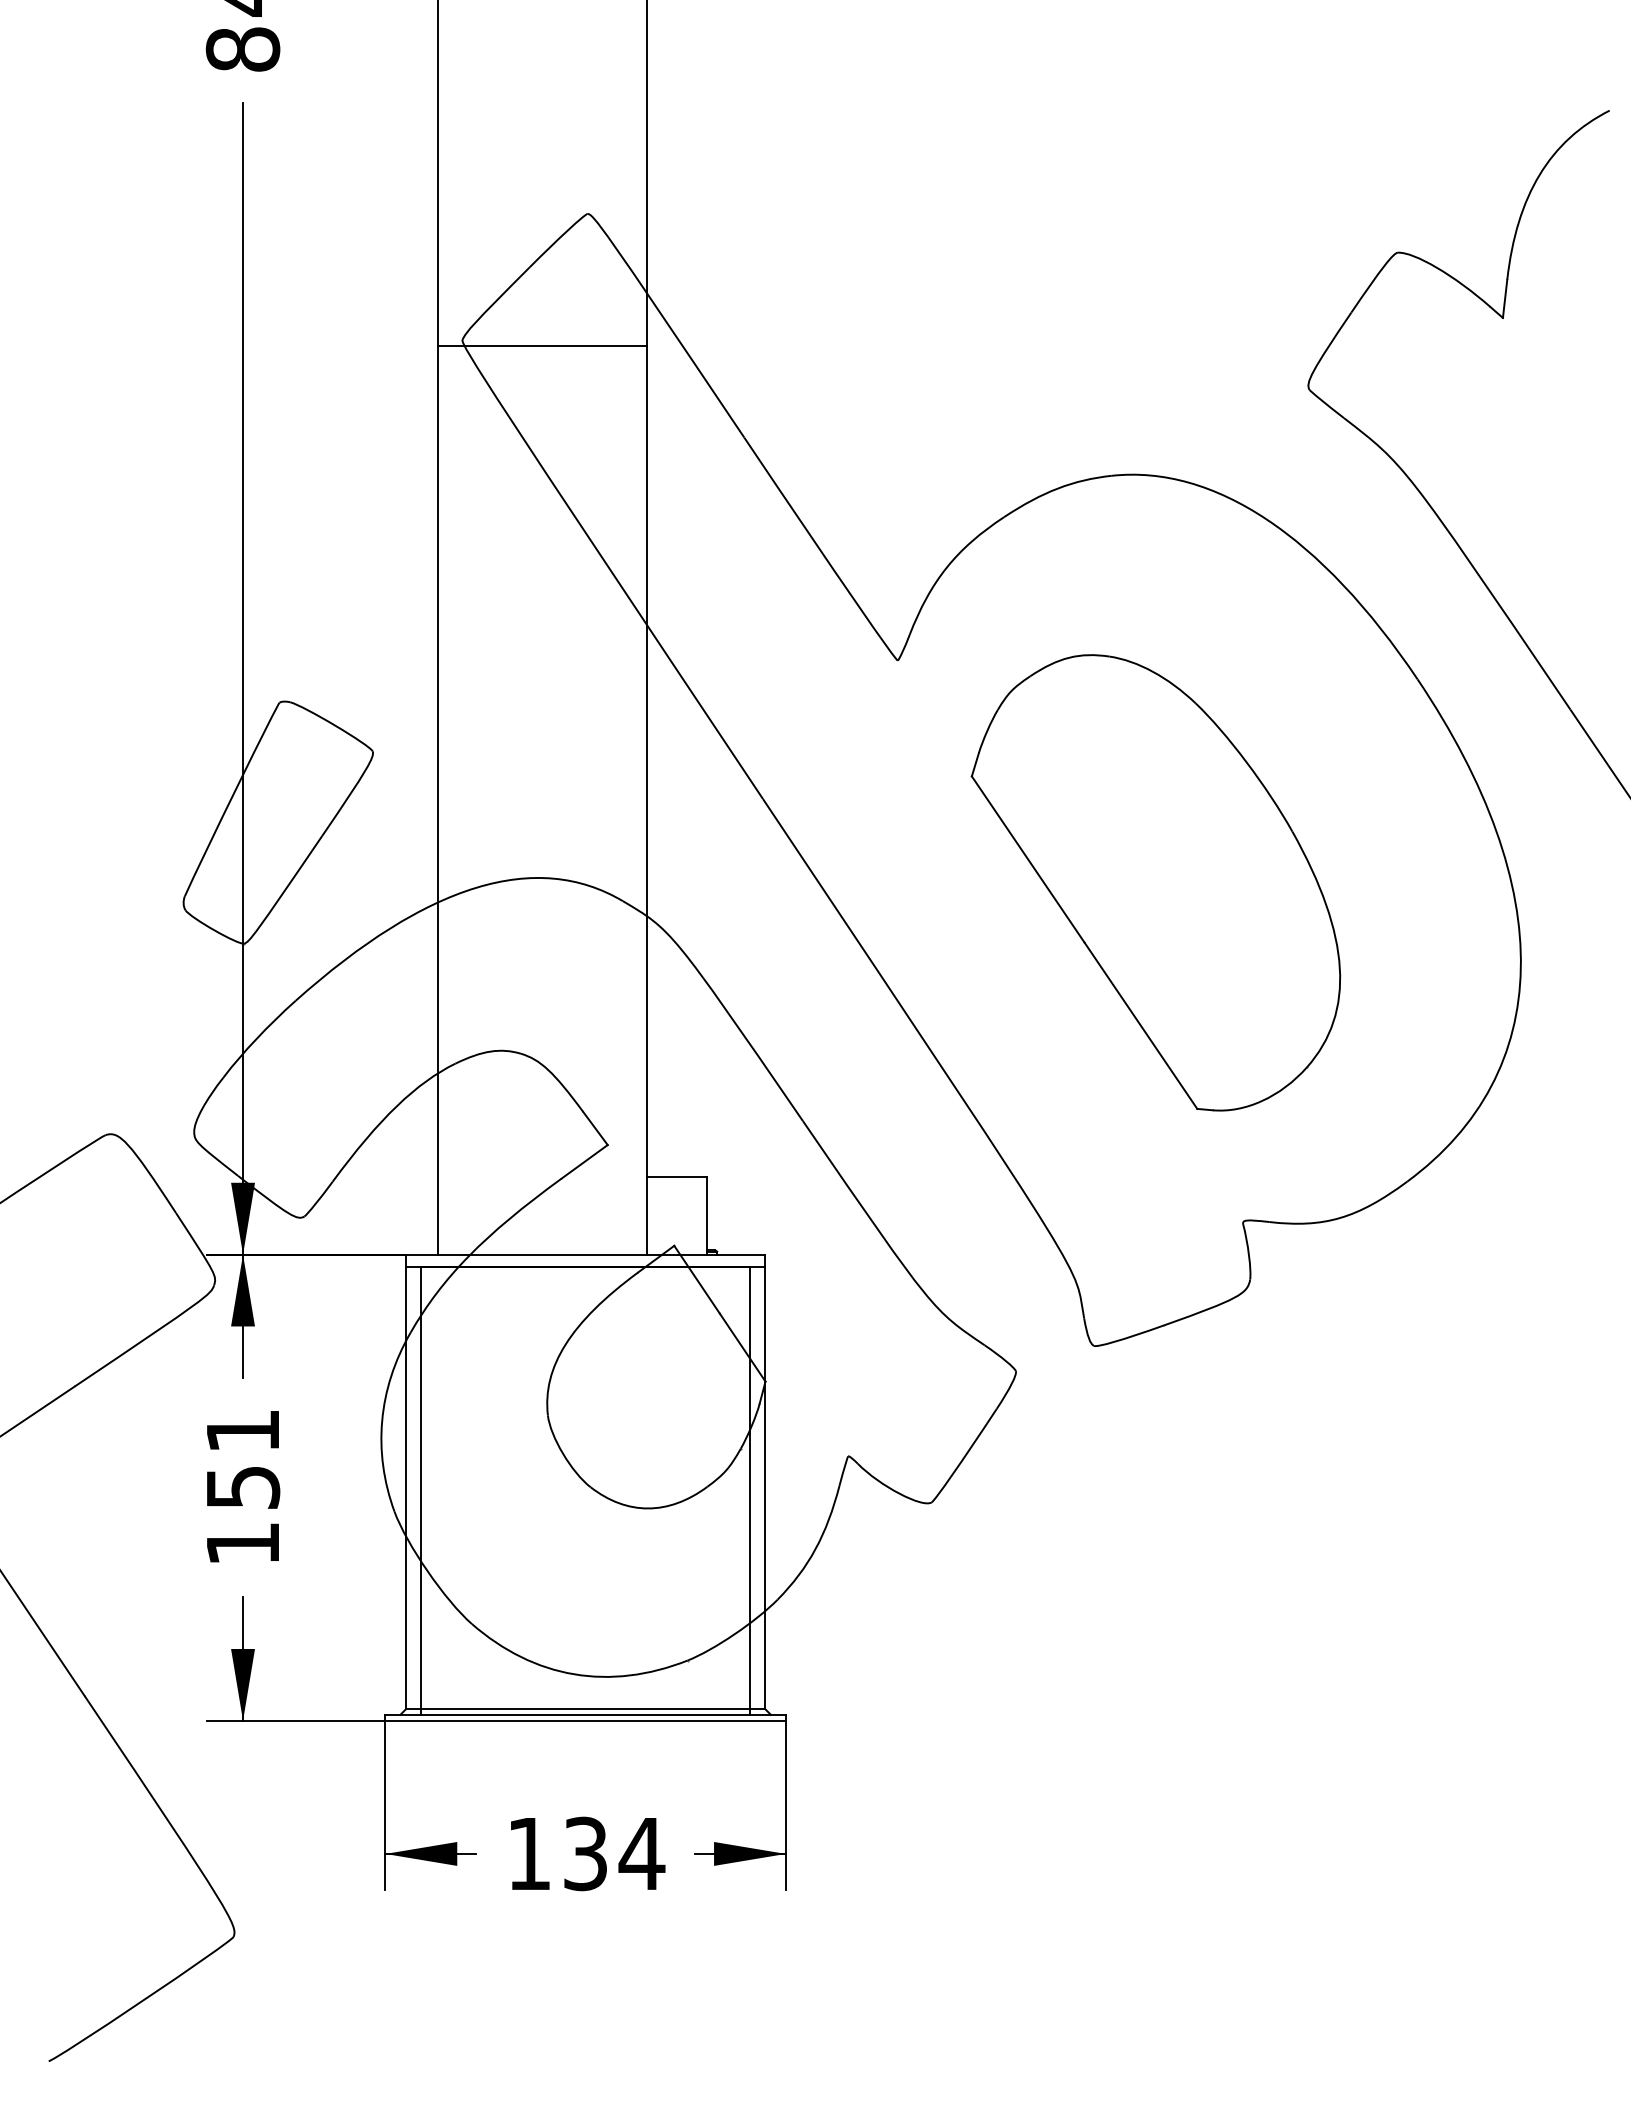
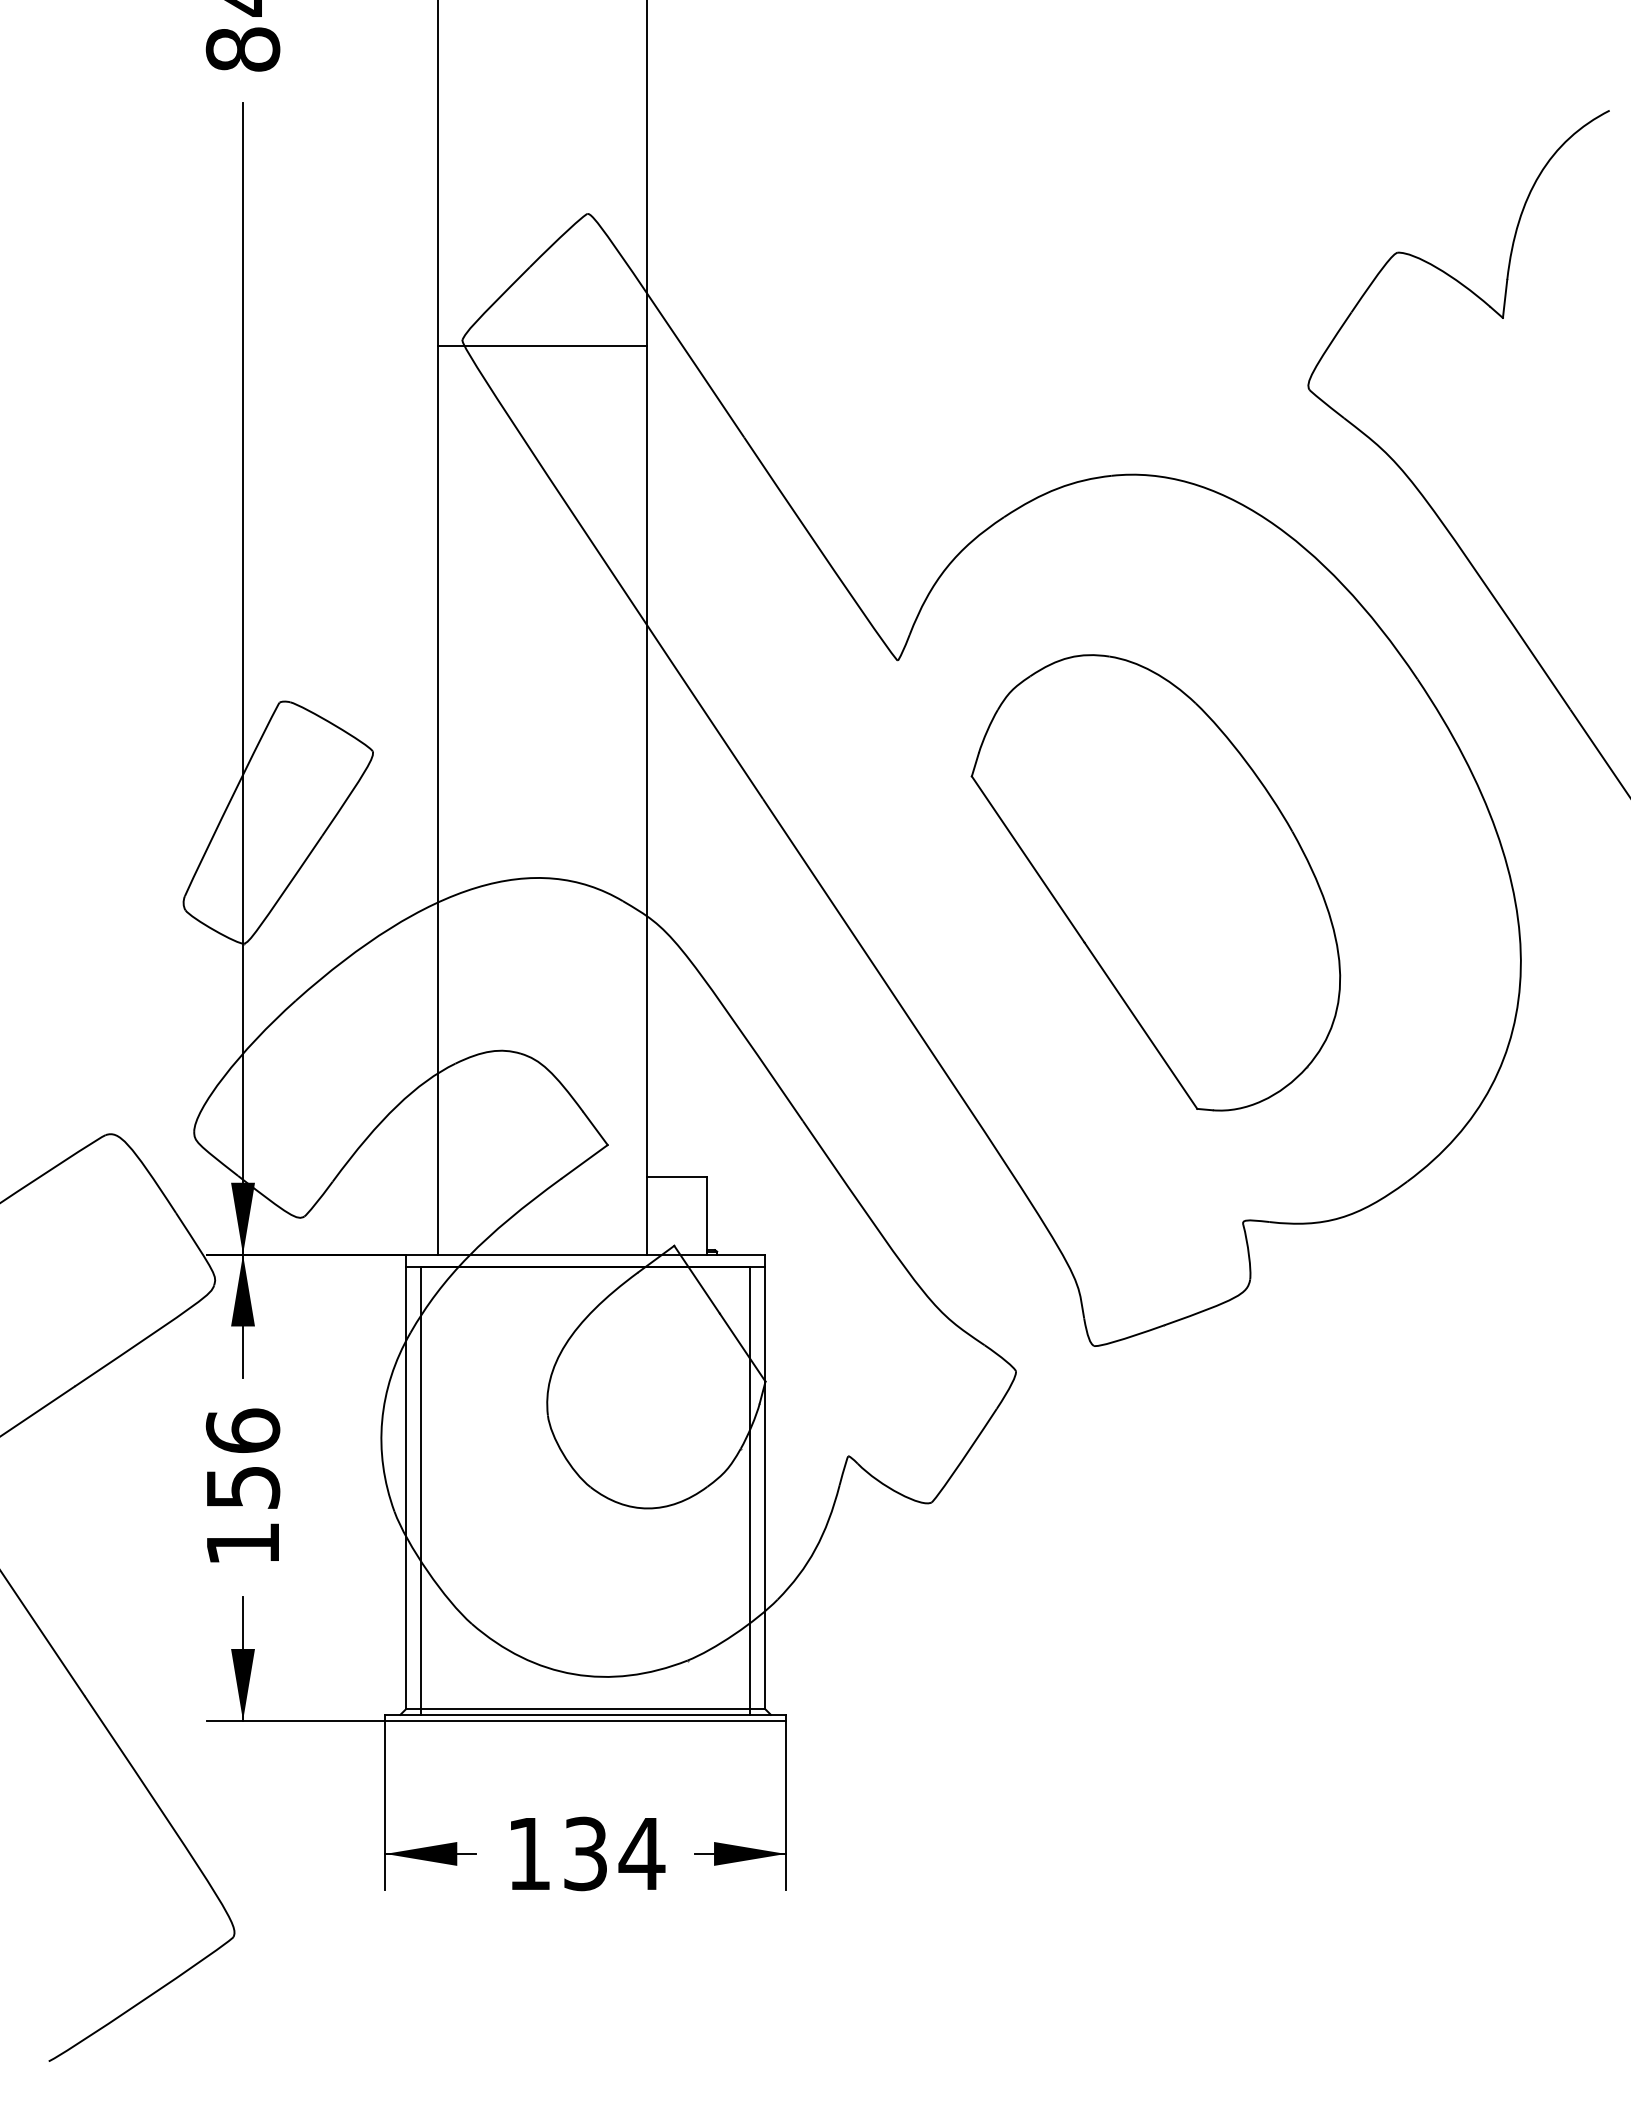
text: 151 -> 156 (242, 1430)
